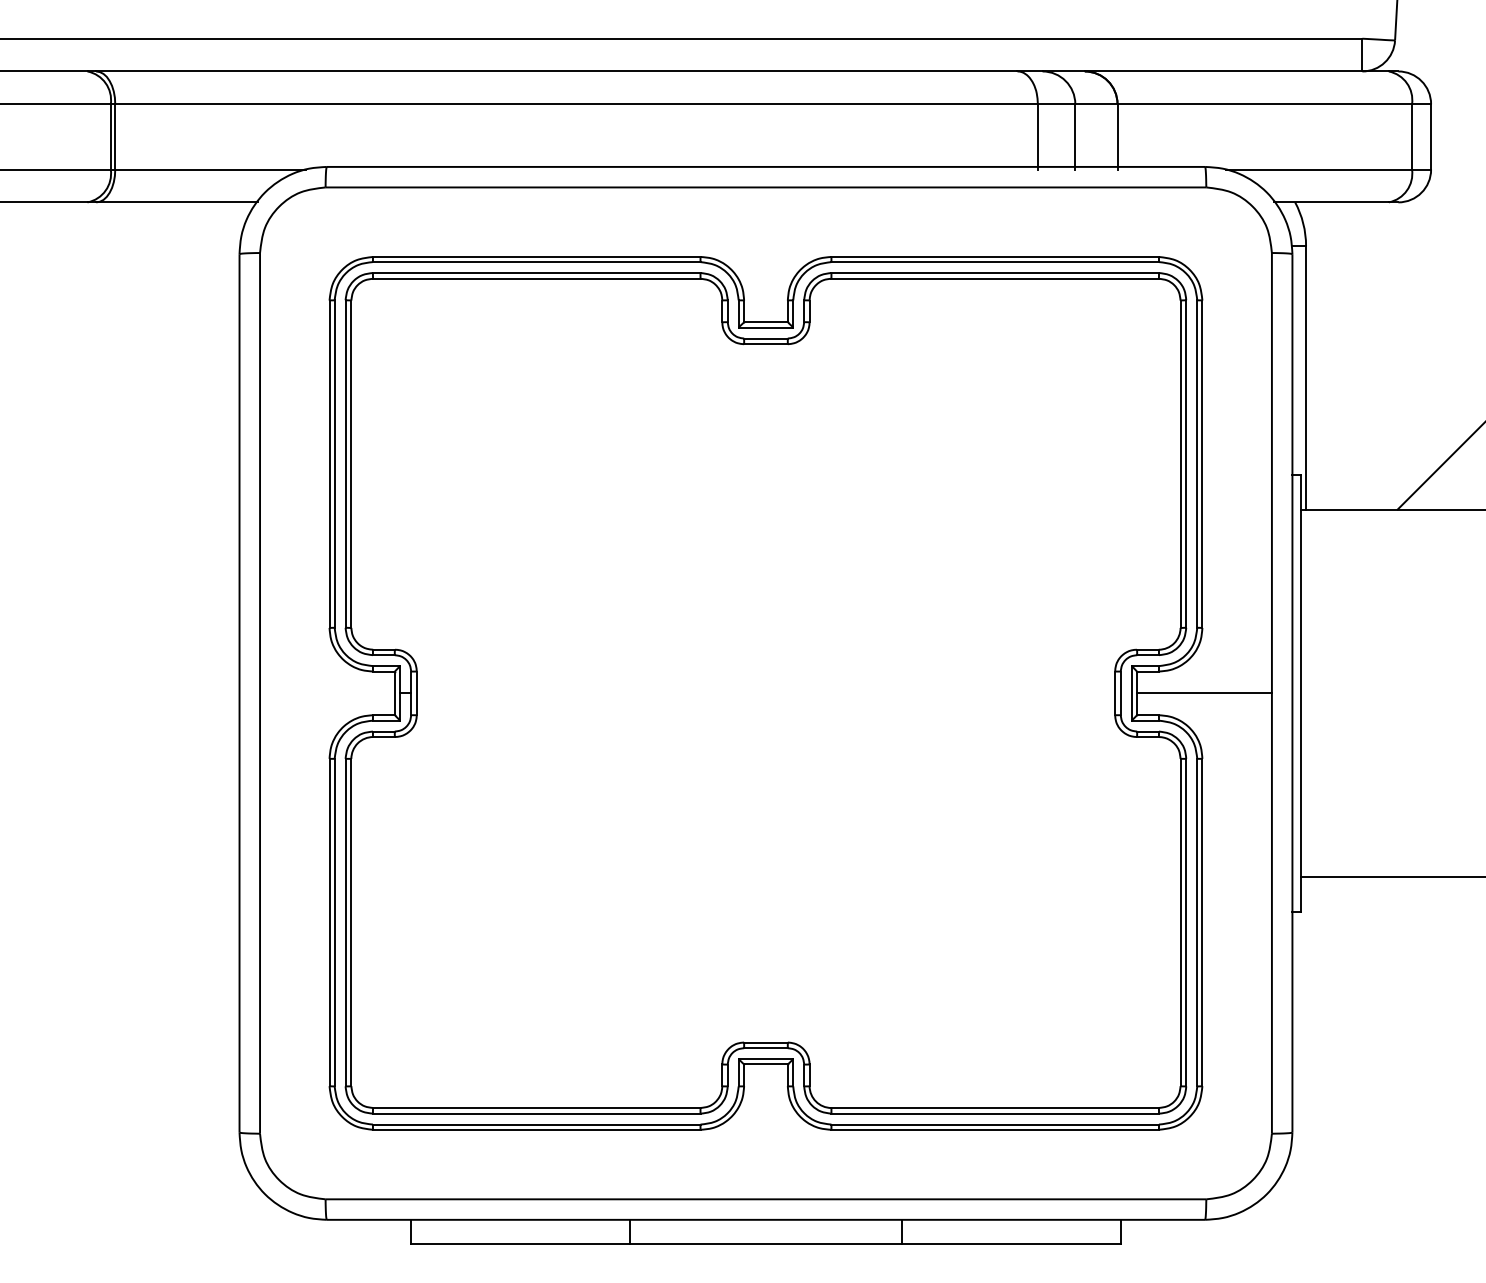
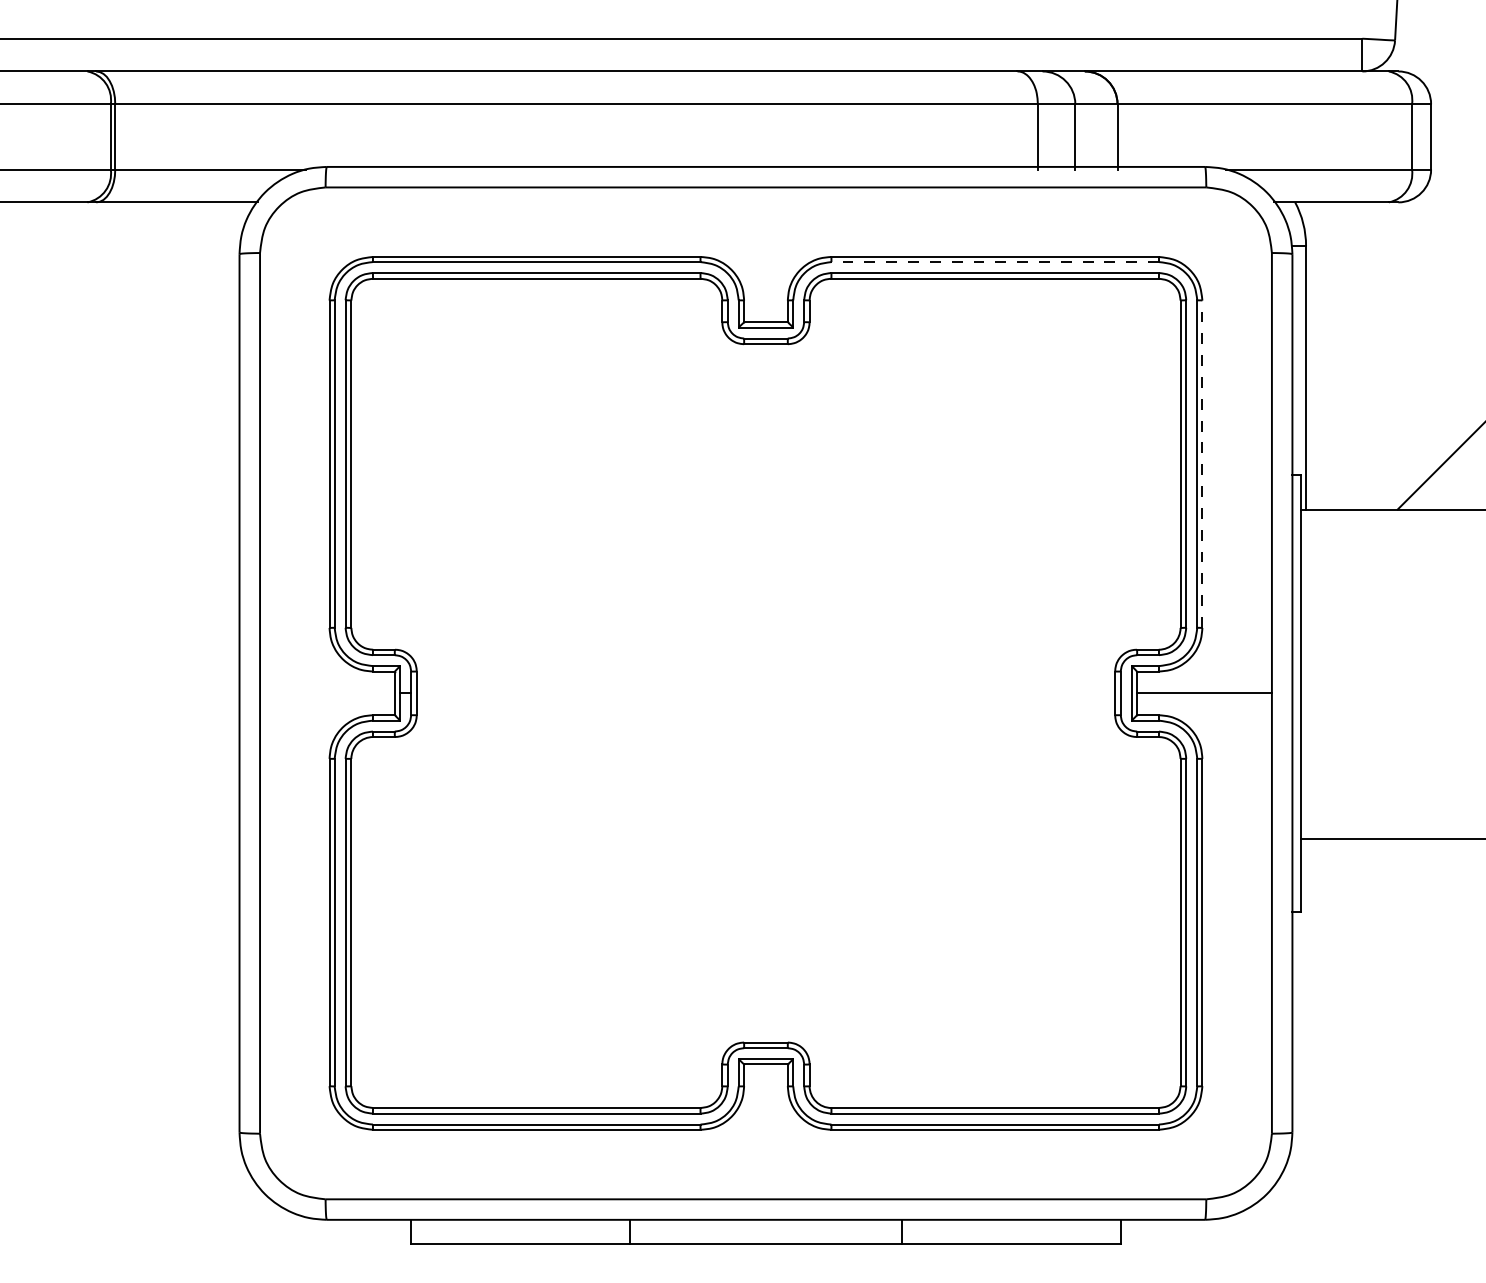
line: solid -> dashed (995, 262)
line: solid -> dashed (1202, 464)
line position: (1391, 877) -> (1391, 839) (1391, 839)
